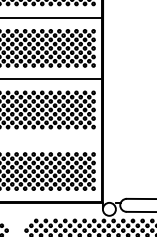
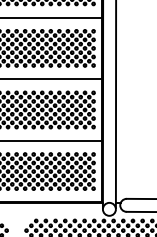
line: none -> present (115, 105)
line: none -> present (52, 140)
